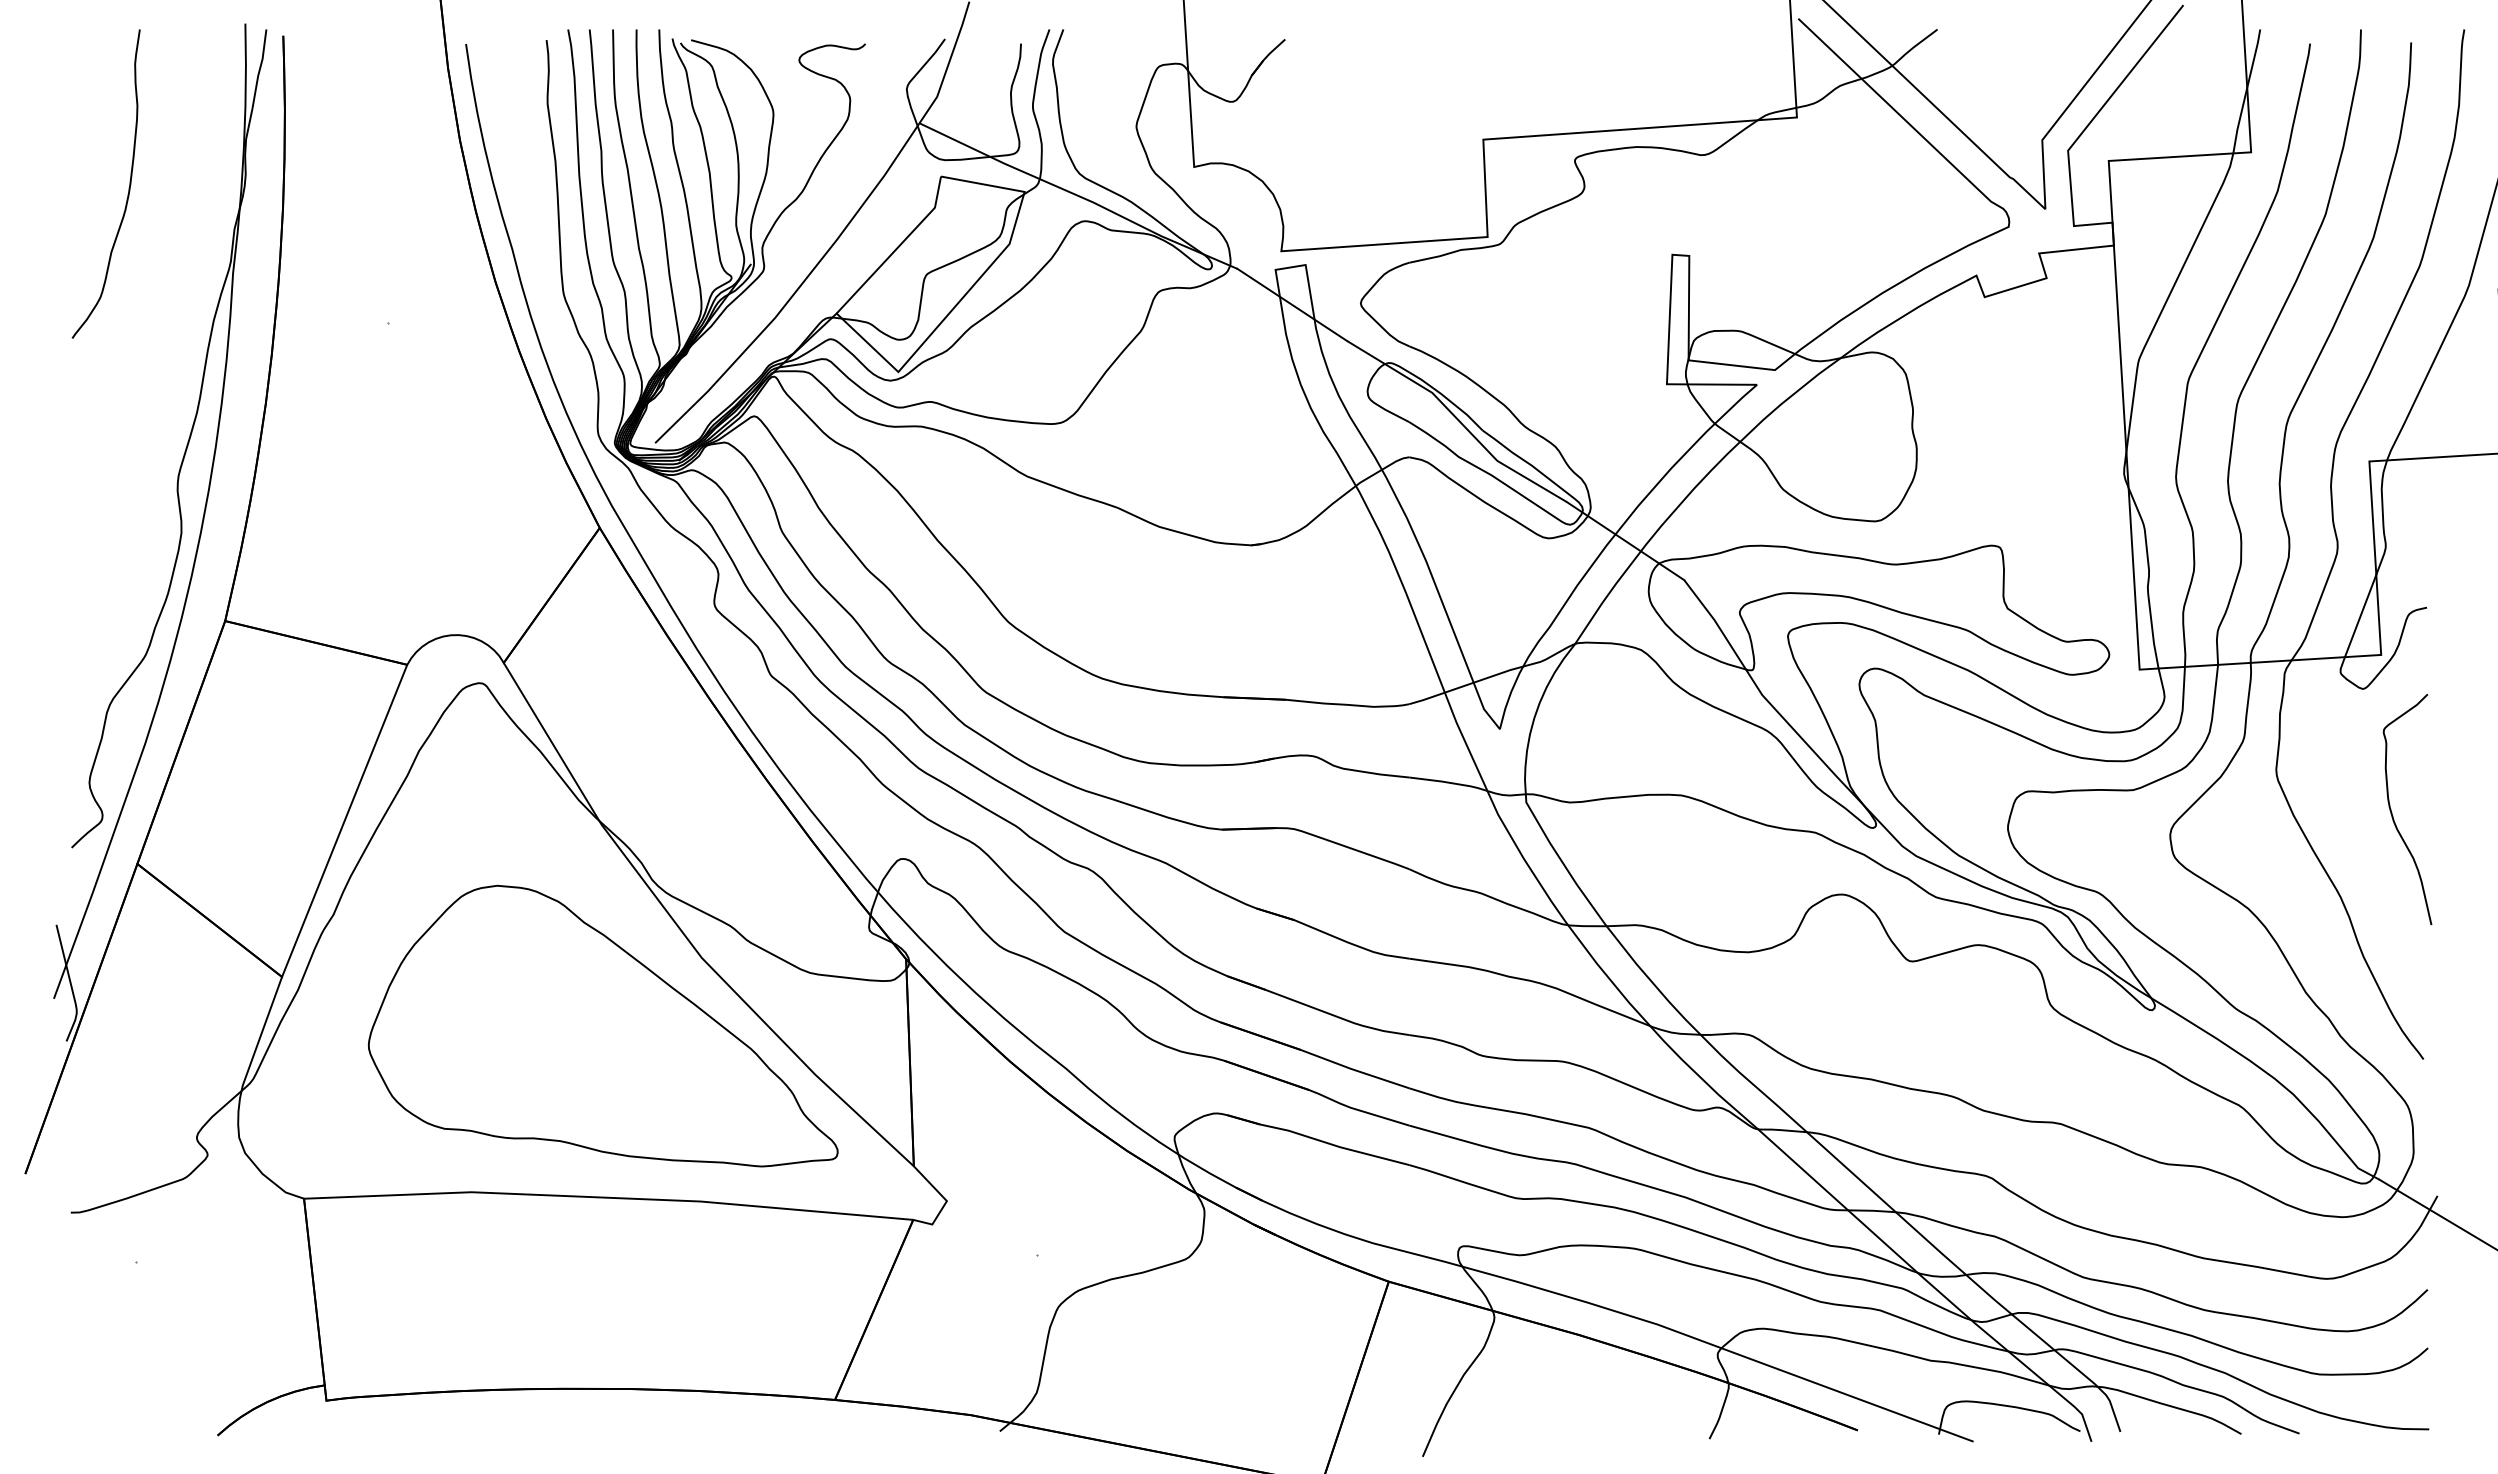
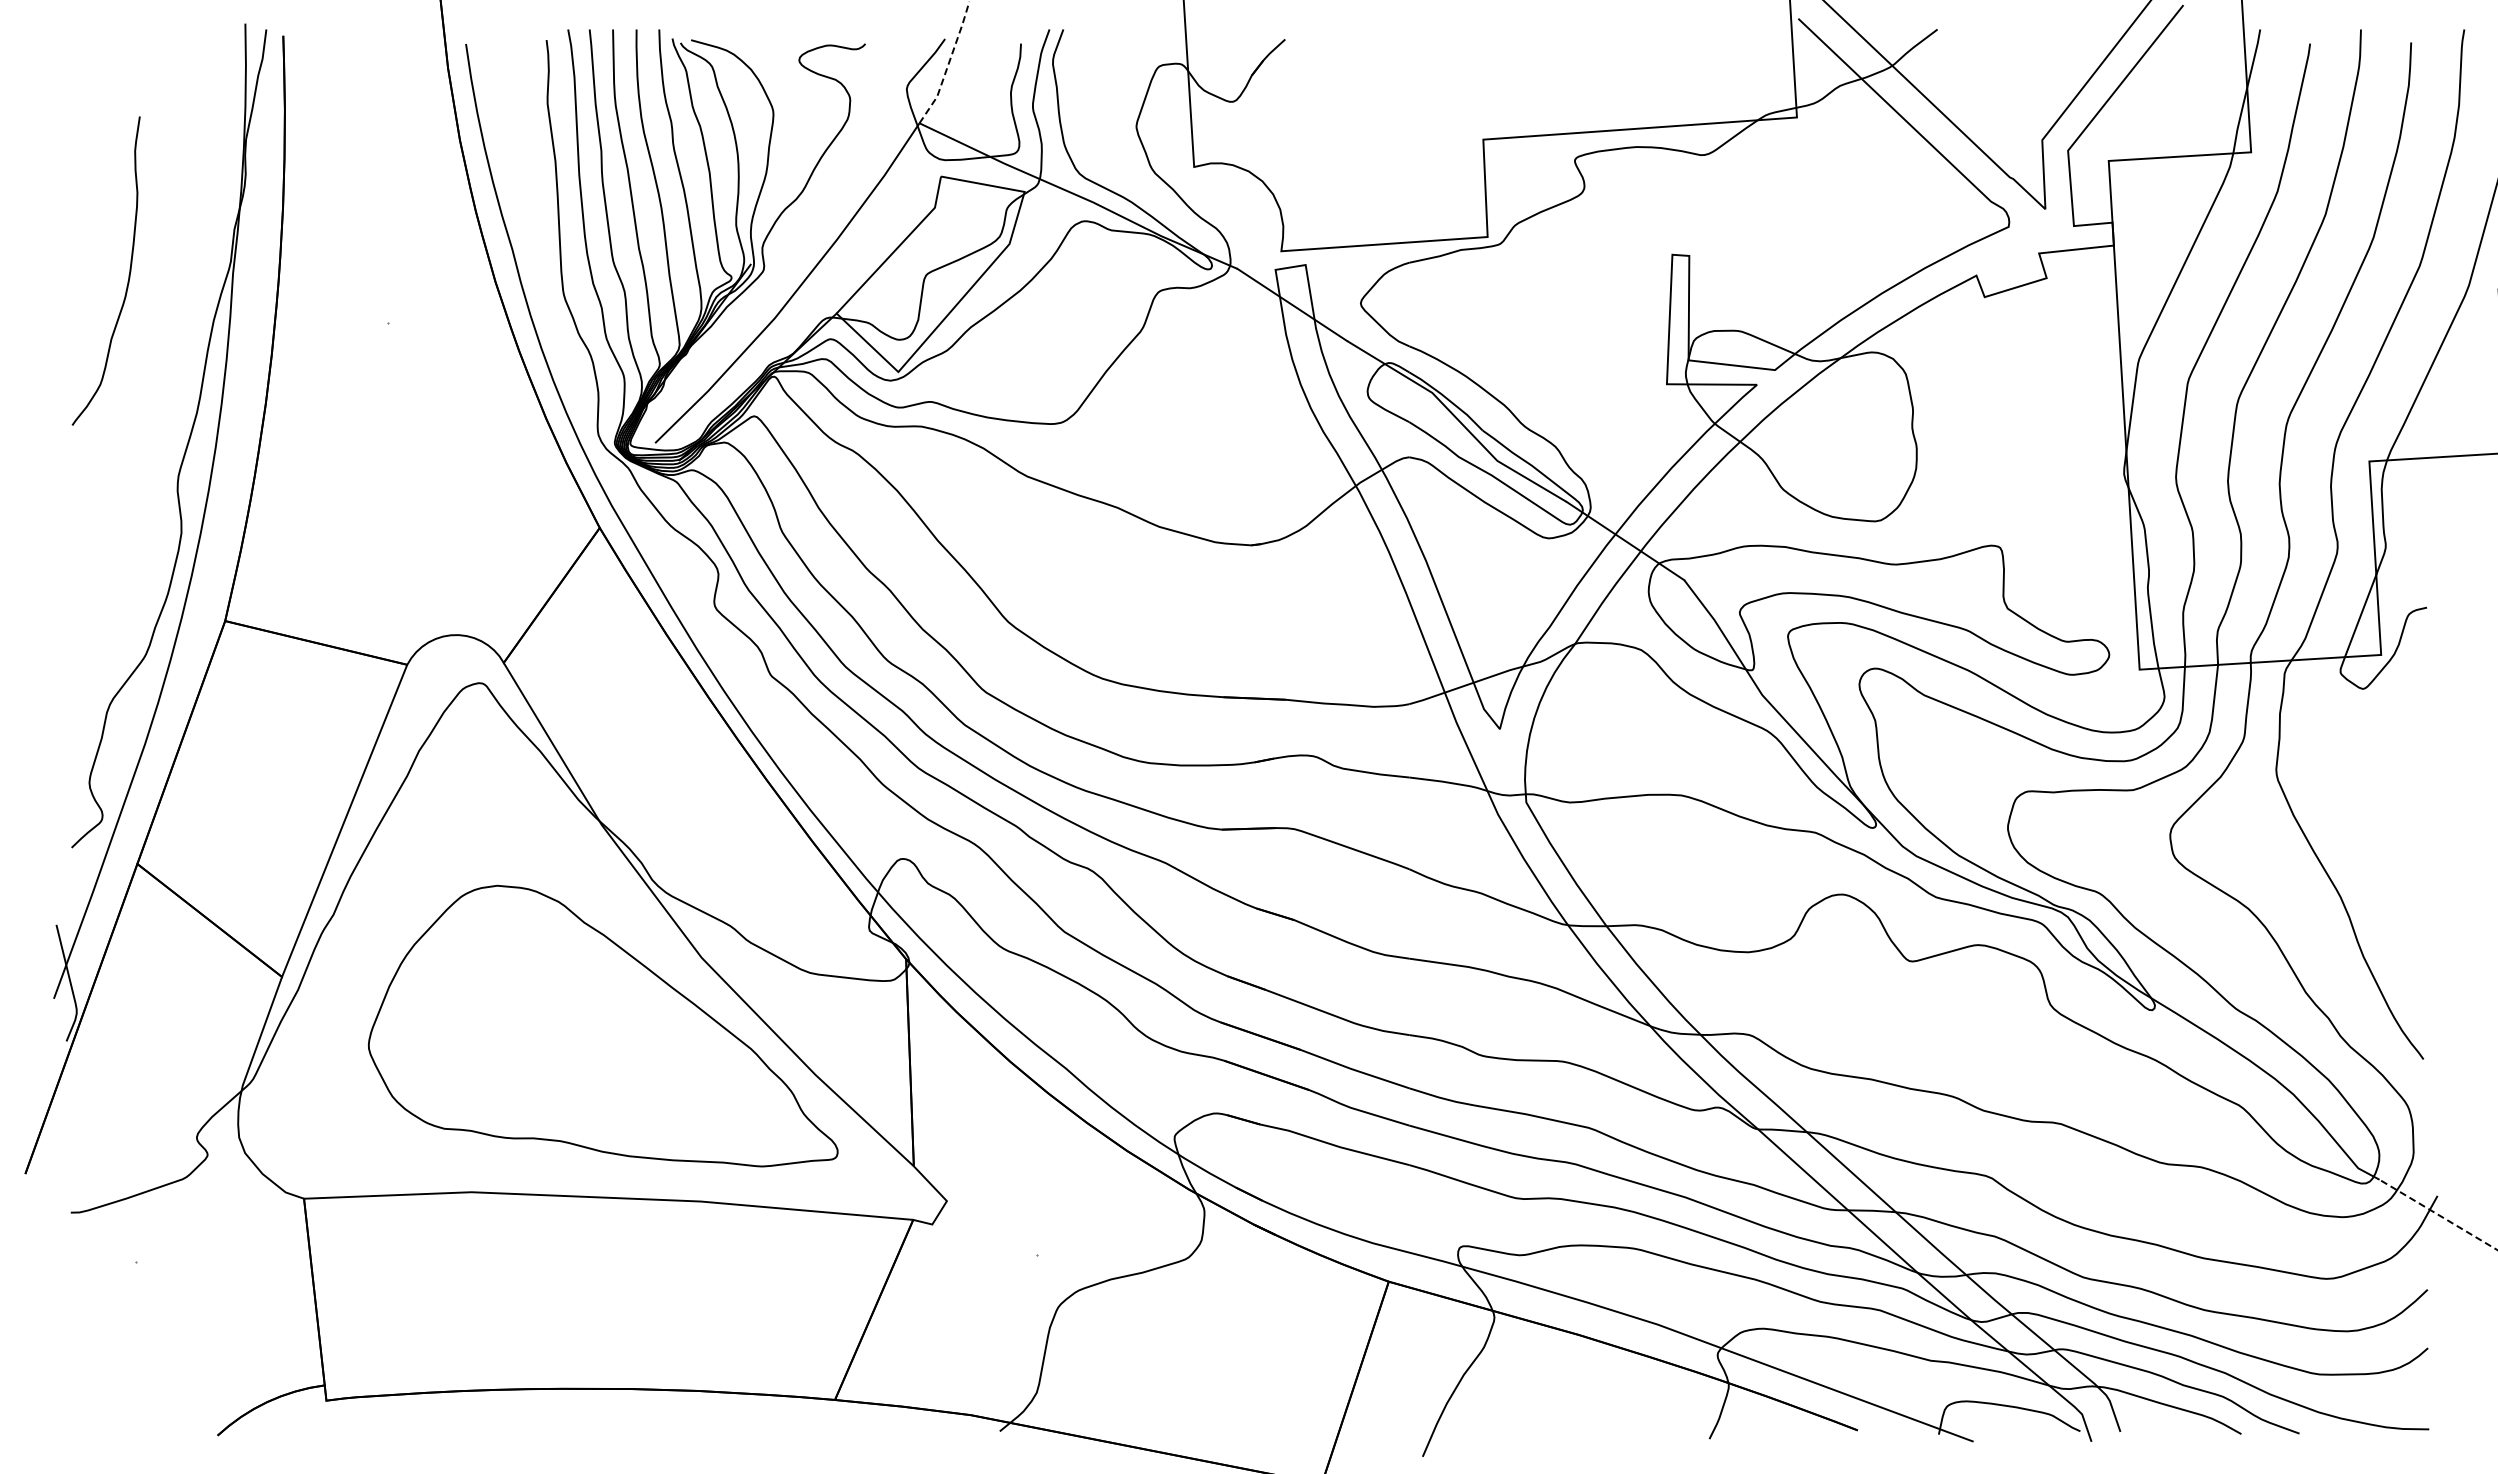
line: solid -> dashed (948, 63)
curve position: (128, 187) -> (128, 274) (128, 274)
curve: present -> none (2393, 815)
line: solid -> dashed (2437, 1214)
